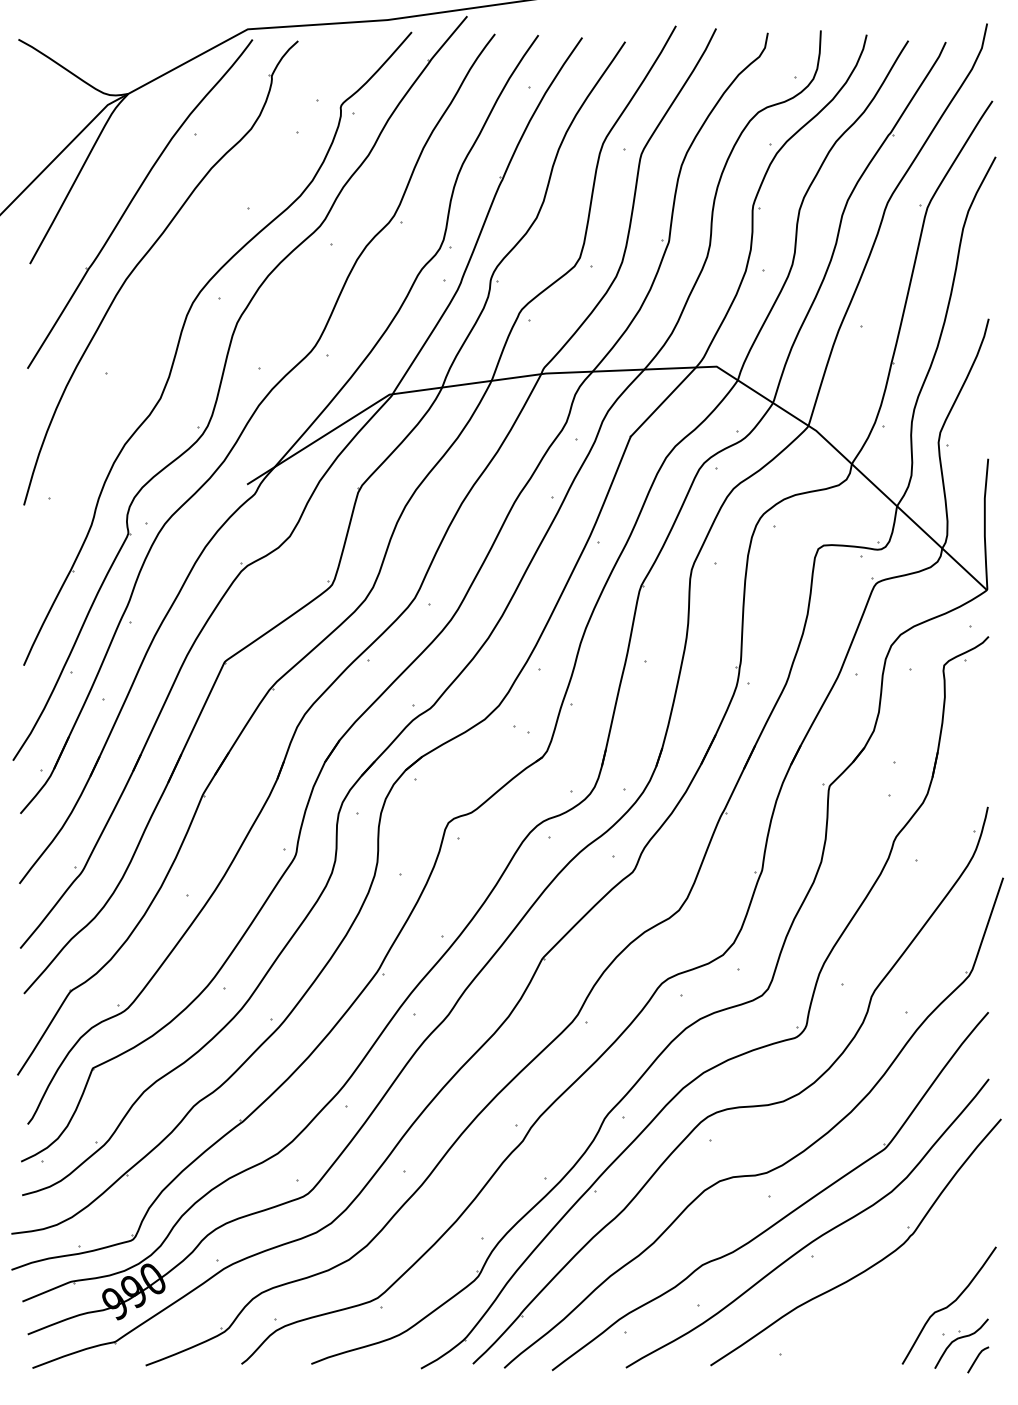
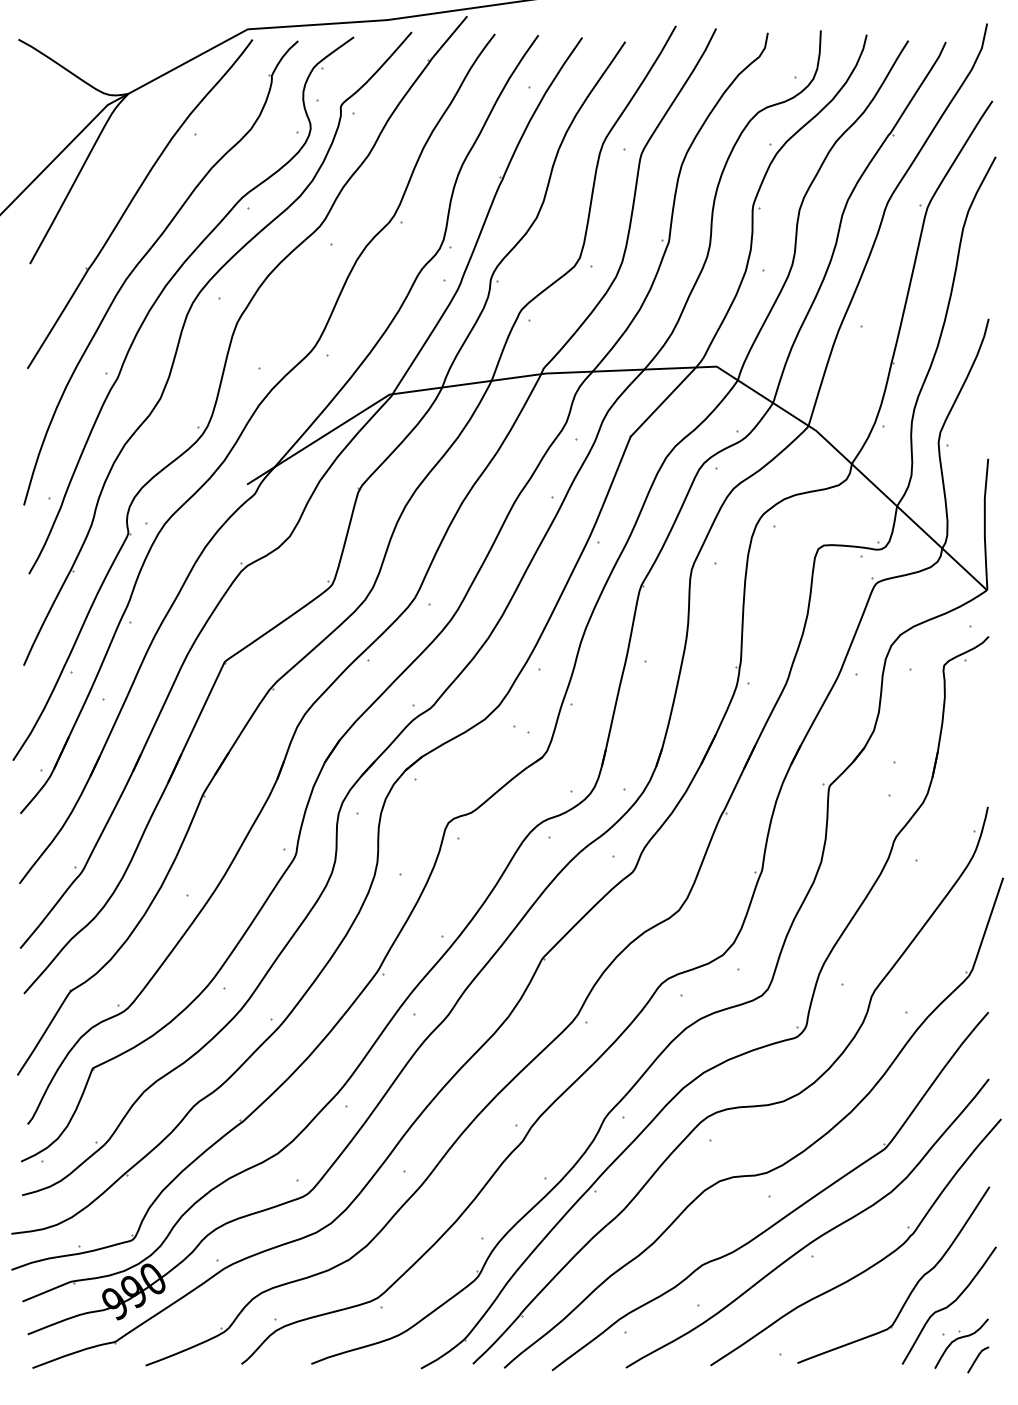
part: none -> present (165, 288)
part: none -> present (912, 1288)
